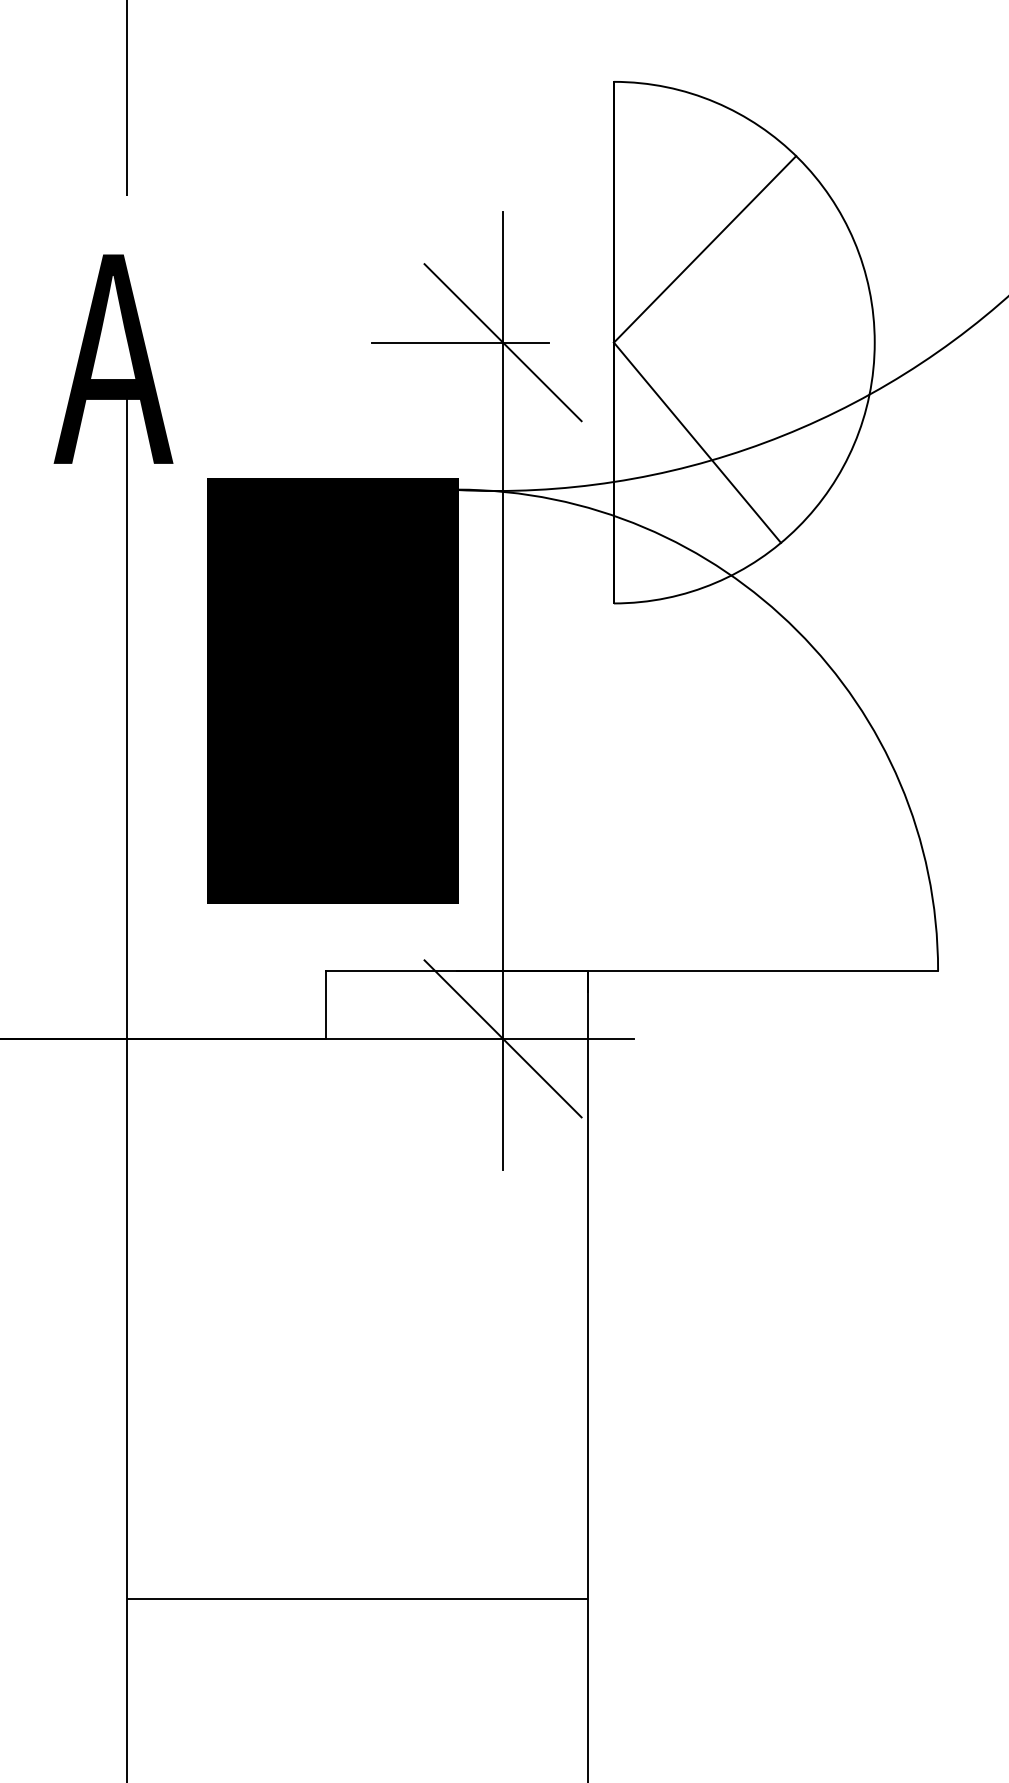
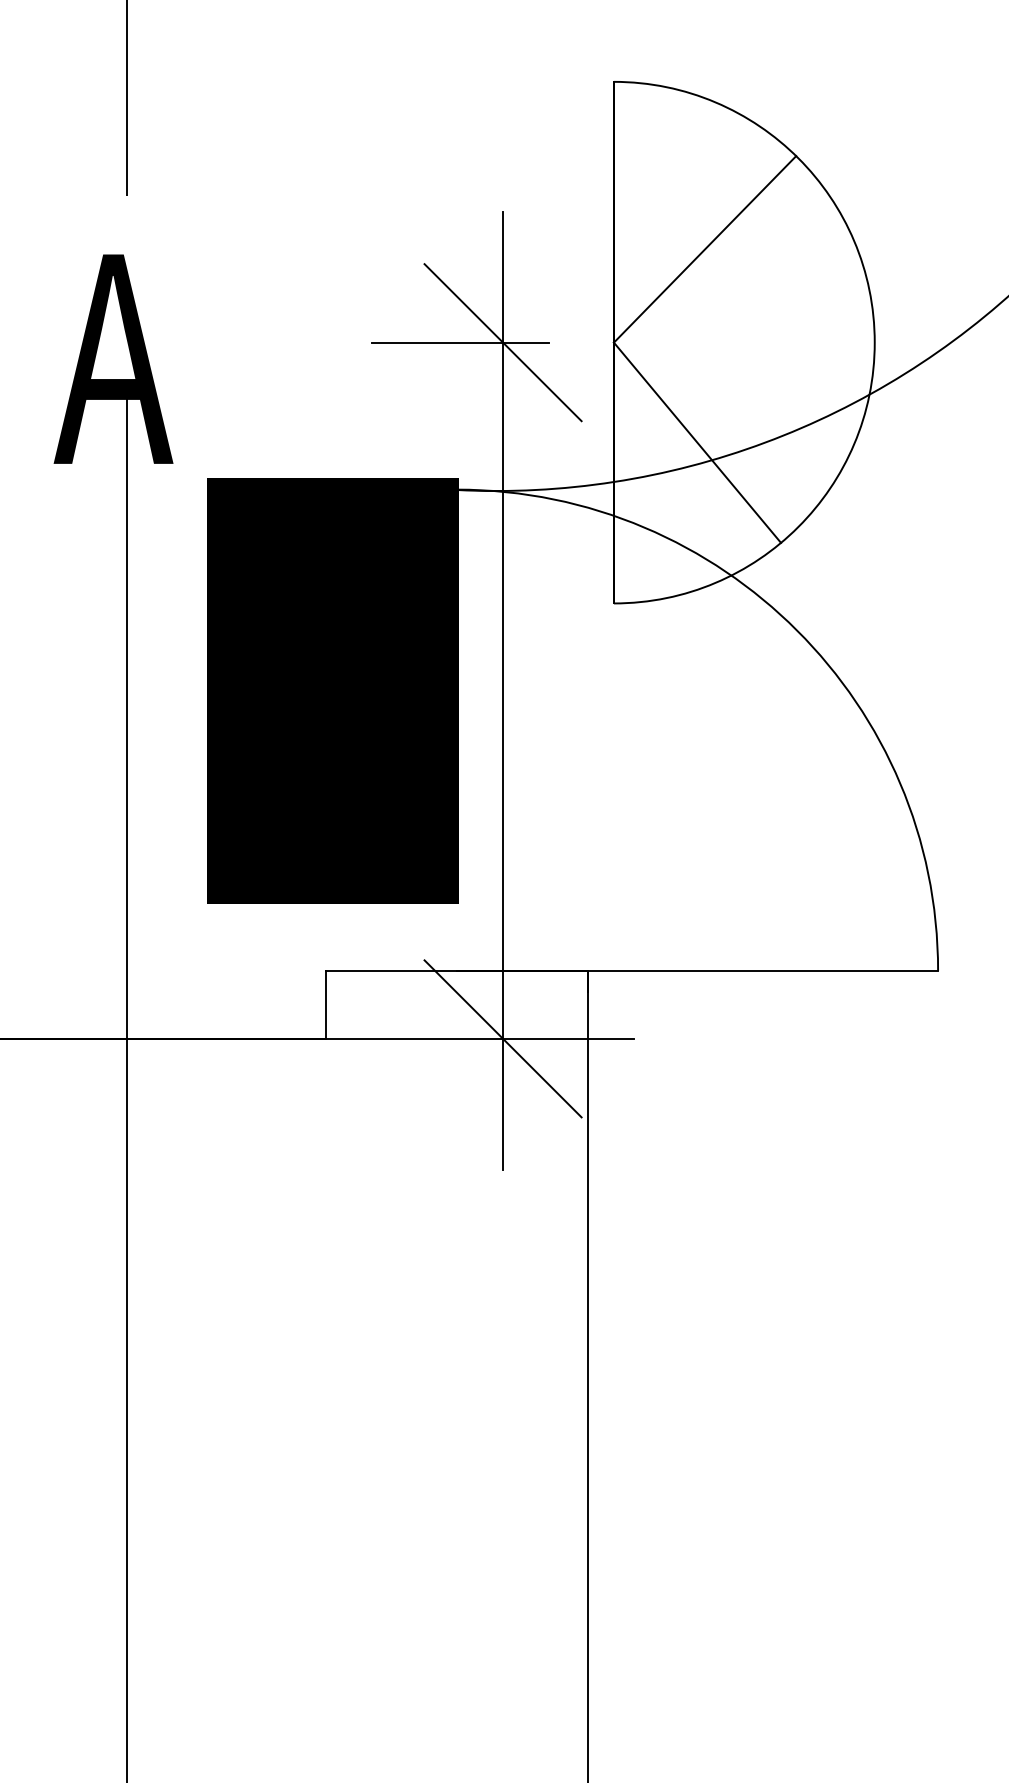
line: present -> none (357, 1598)
